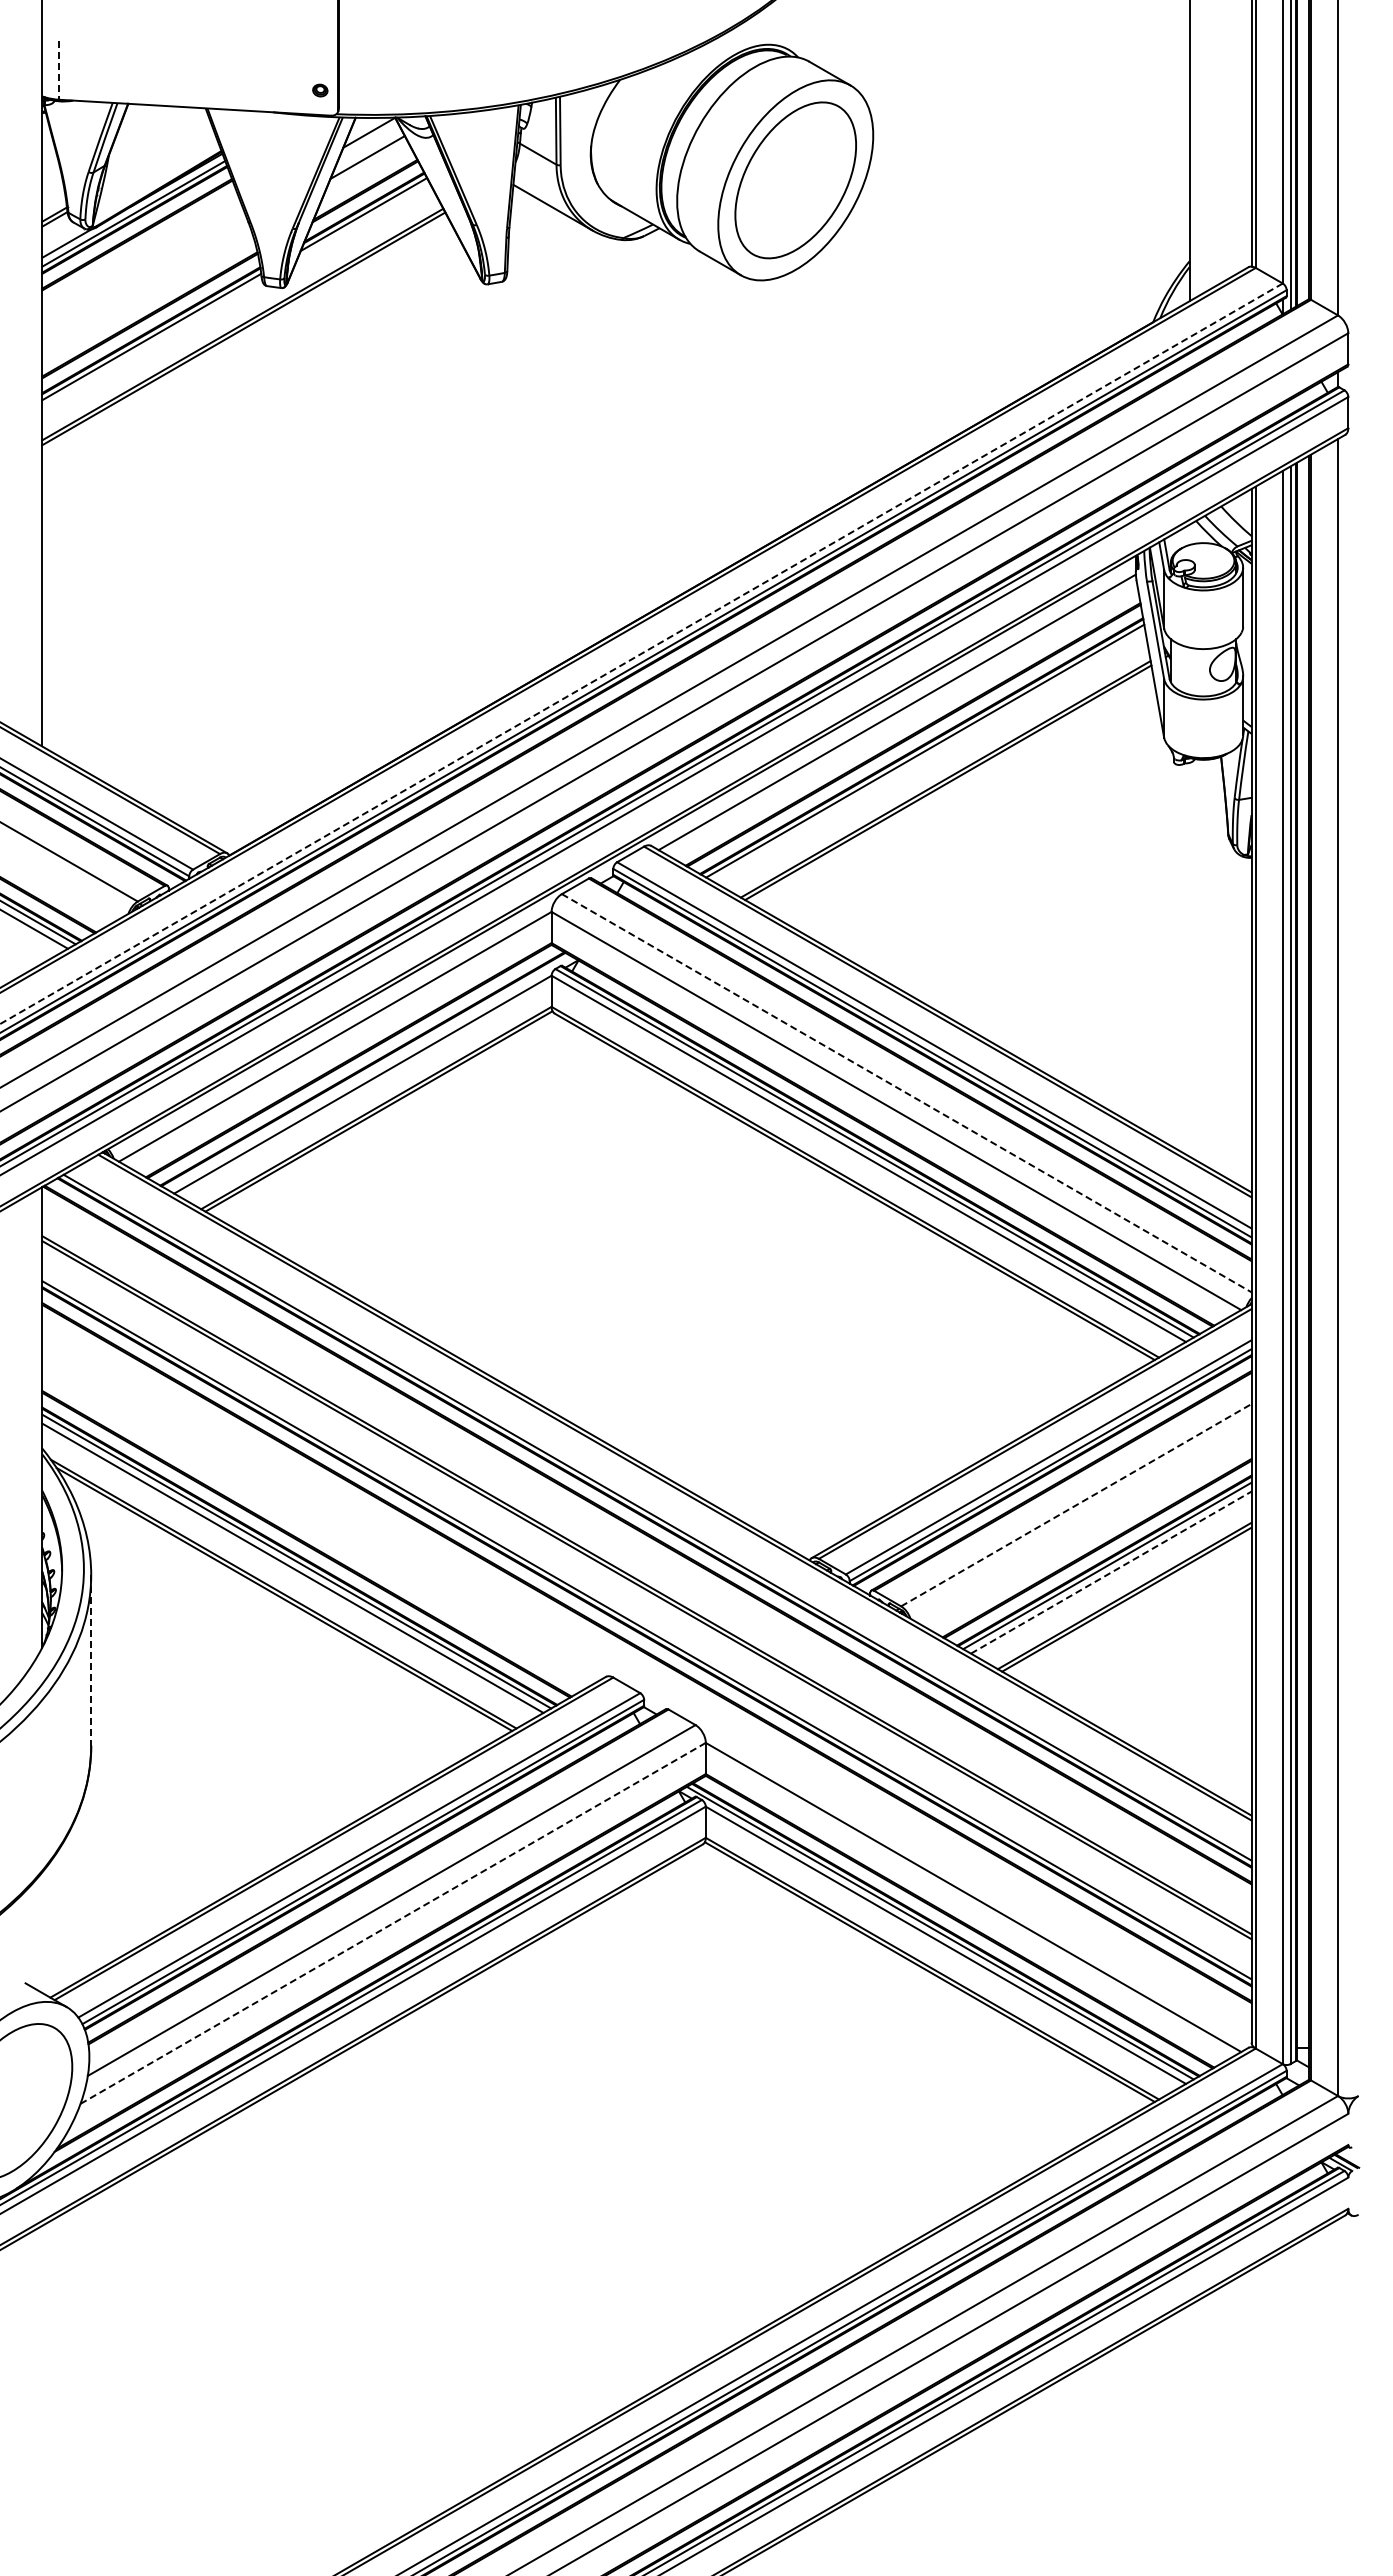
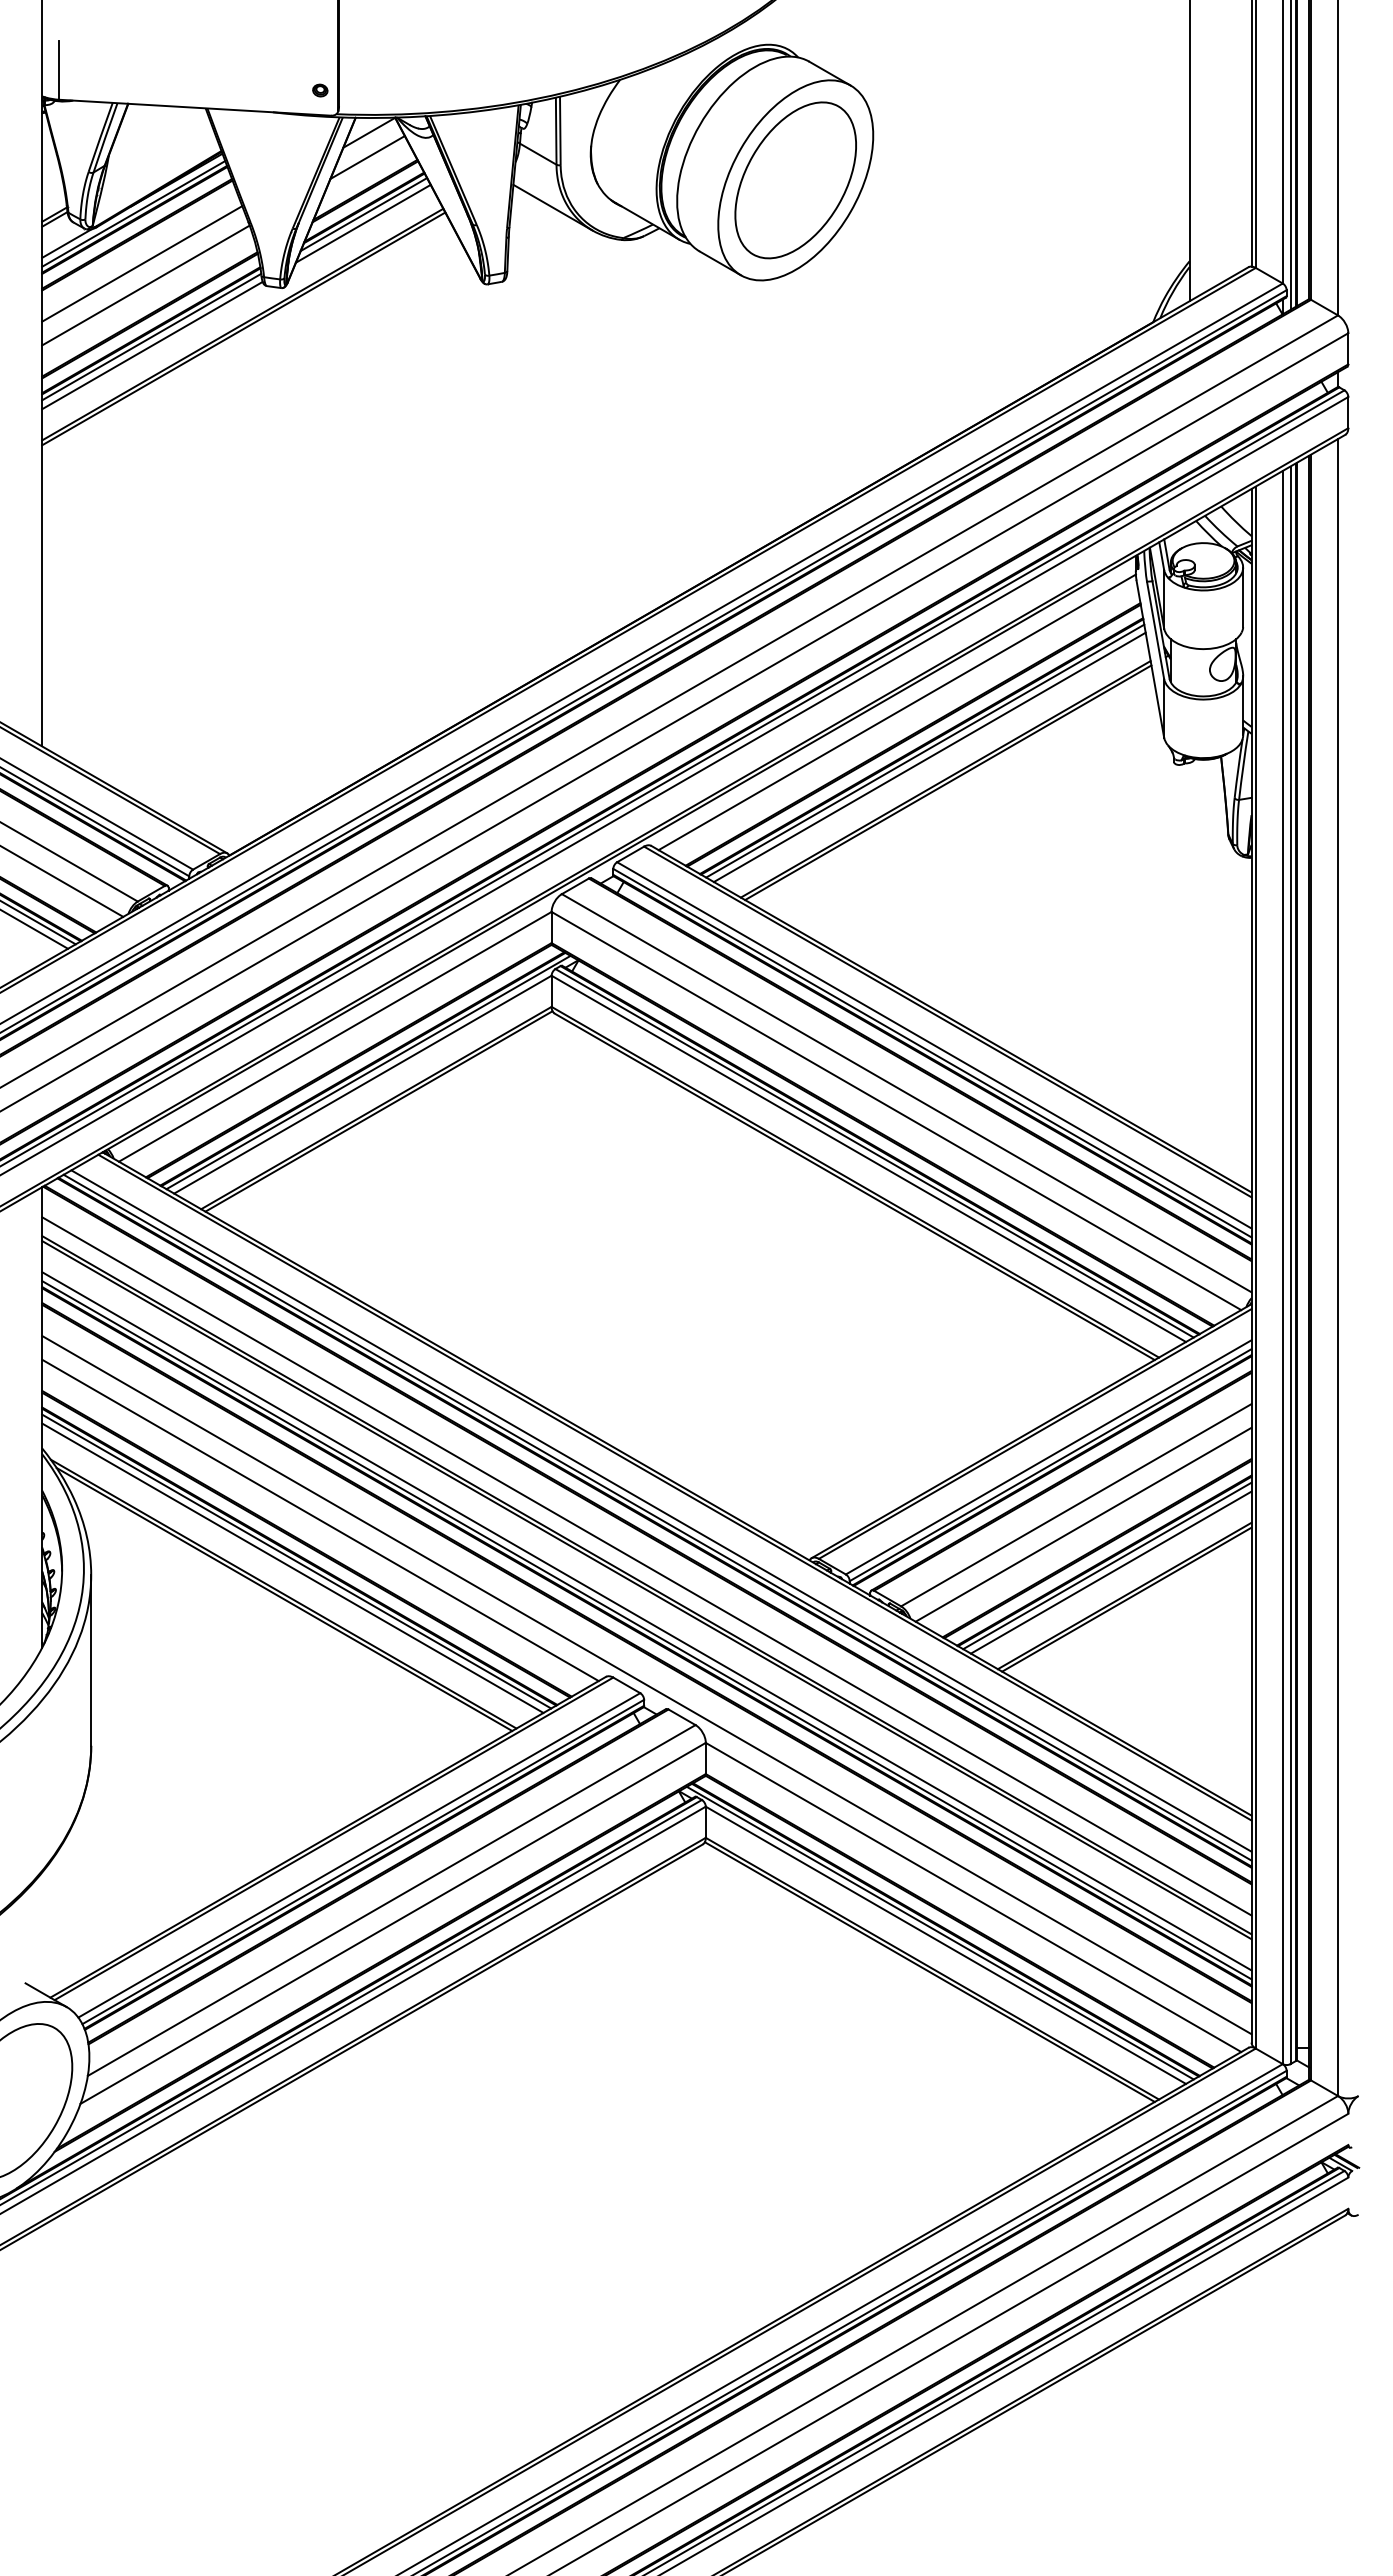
line: dashed -> solid (59, 70)
line: none -> present (363, 223)
line: none -> present (142, 263)
line: none -> present (145, 285)
line: none -> present (152, 345)
line: dashed -> solid (641, 653)
line: none -> present (929, 757)
line: none -> present (62, 881)
line: none -> present (368, 1072)
line: dashed -> solid (907, 1093)
line: dashed -> solid (1076, 1504)
line: none -> present (661, 1510)
line: none -> present (320, 1520)
line: none -> present (1083, 1524)
line: none -> present (646, 1566)
line: dashed -> solid (1111, 1572)
line: none -> present (646, 1621)
line: dashed -> solid (91, 1661)
line: none -> present (646, 1684)
line: dashed -> solid (393, 1923)
